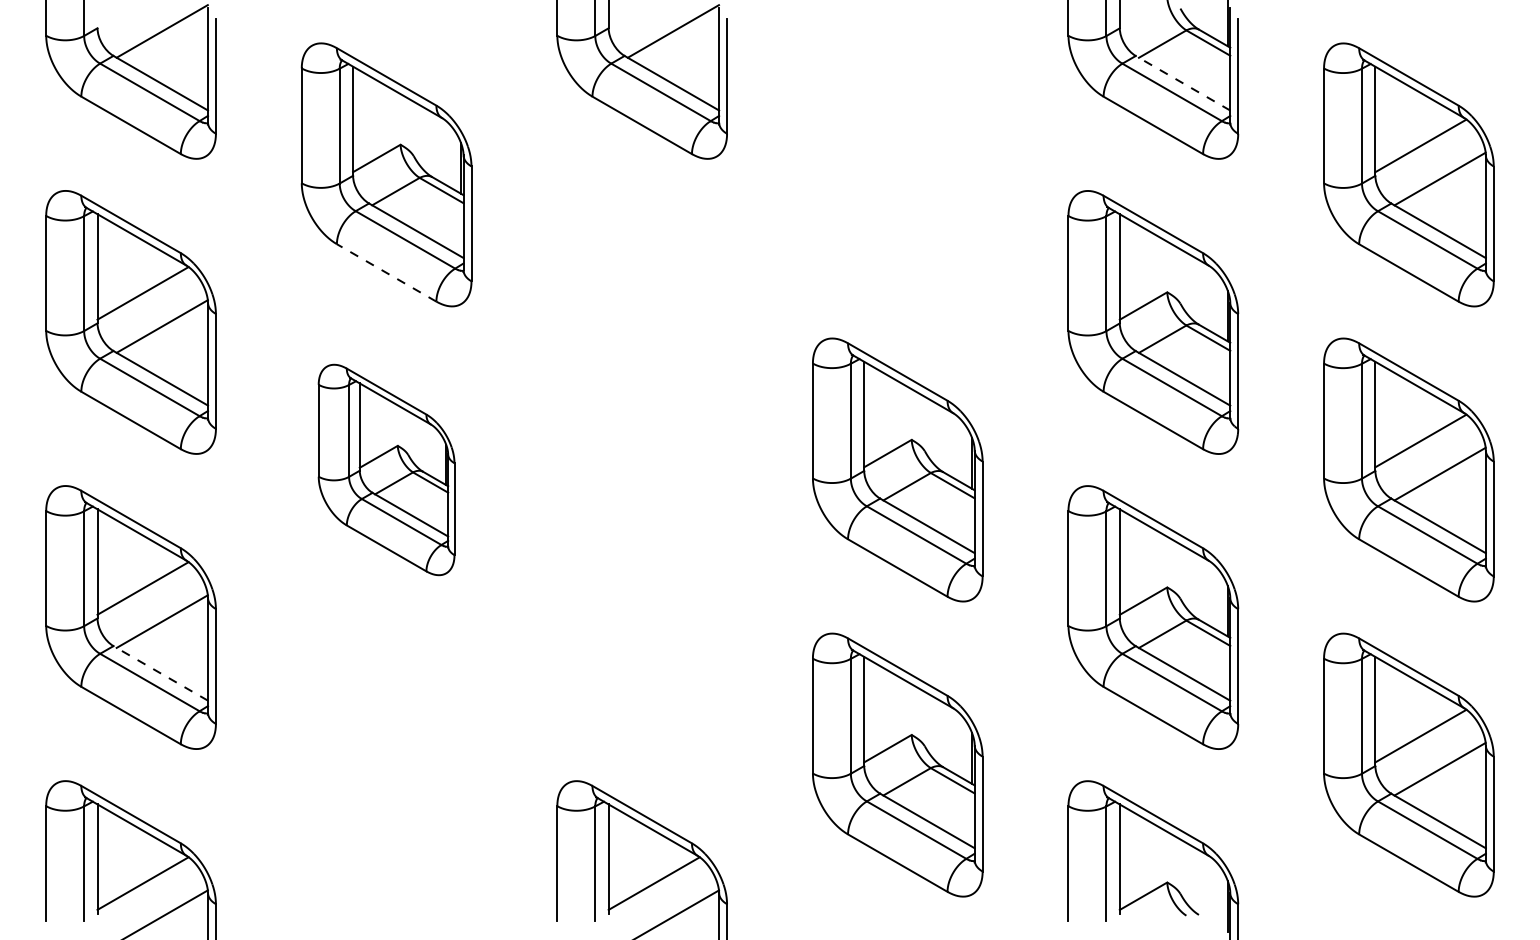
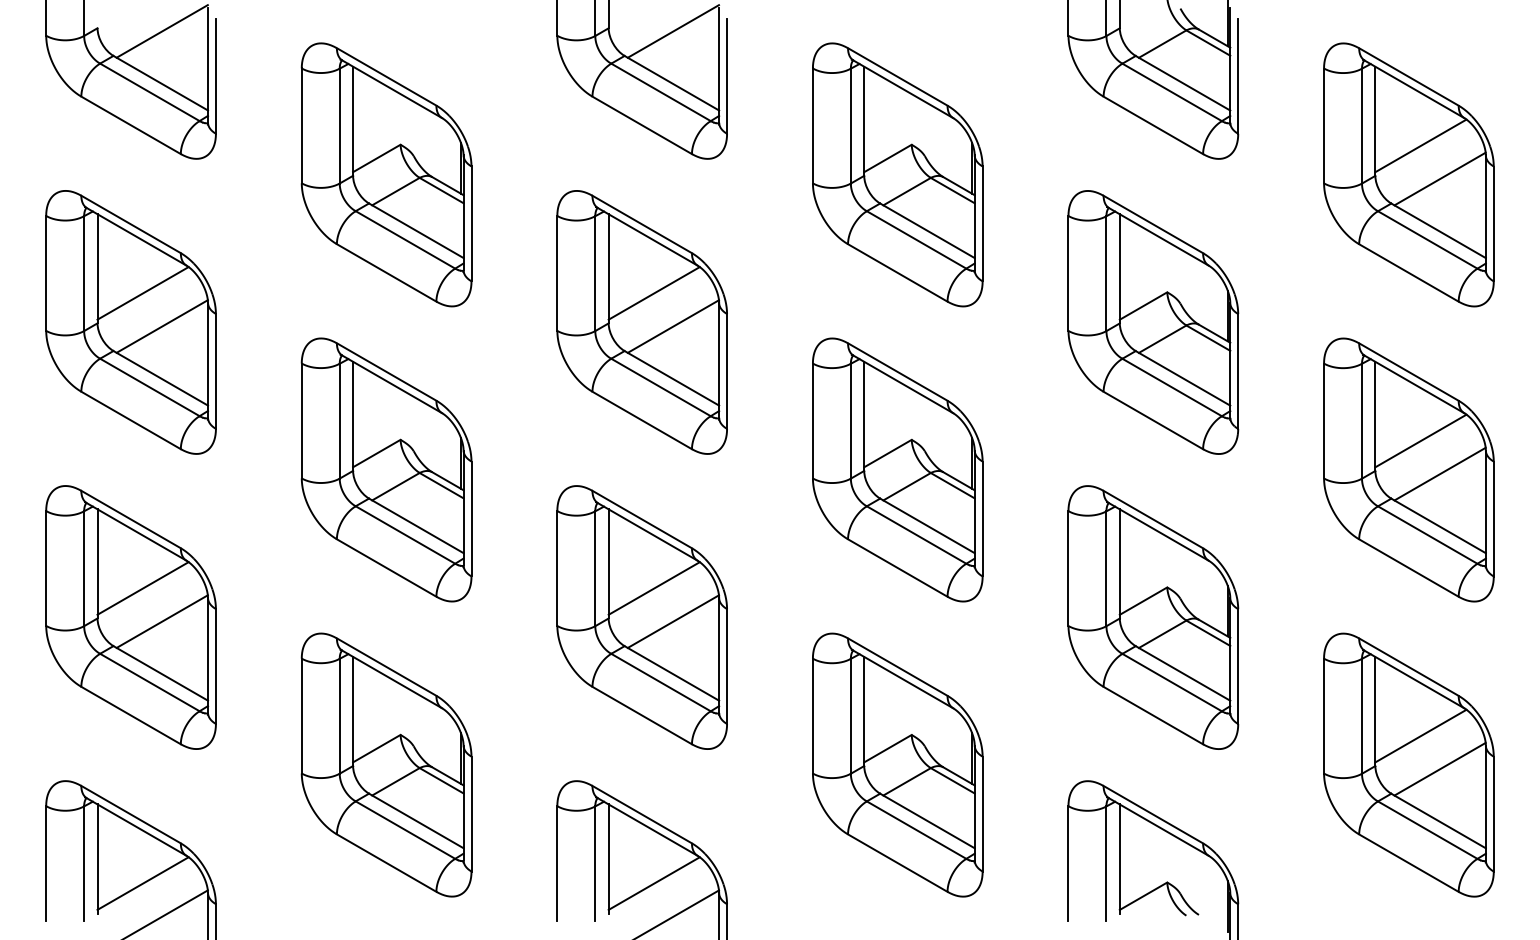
line: dashed -> solid (1183, 83)
part: none -> present (897, 174)
line: dashed -> solid (386, 272)
part: none -> present (641, 322)
part size: 139x214 px -> 173x266 px (386, 469)
part: none -> present (641, 617)
line: dashed -> solid (160, 673)
part: none -> present (386, 764)
